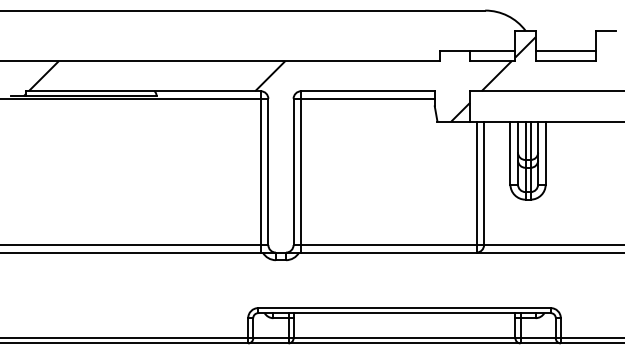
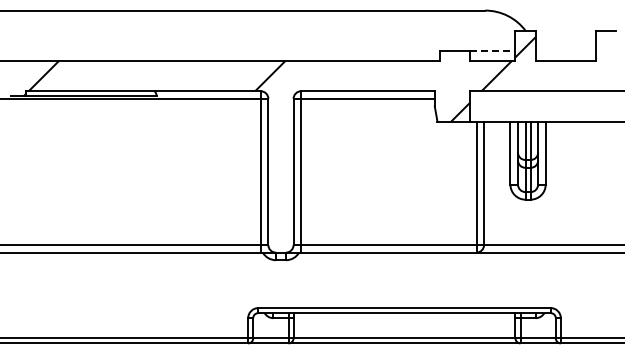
line: solid -> dashed (492, 50)
line: present -> none (565, 50)
